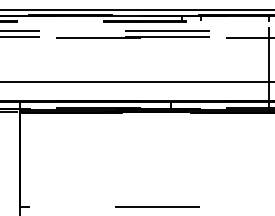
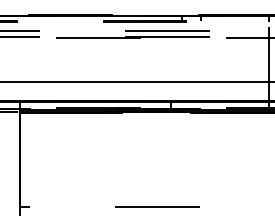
line: present -> none (136, 9)
